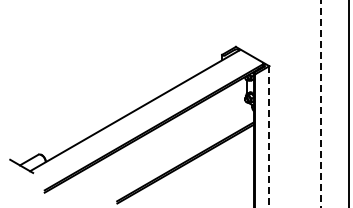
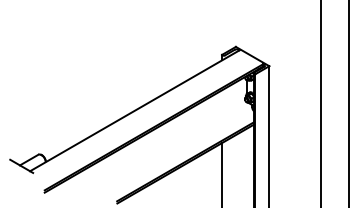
line: dashed -> solid (320, 103)
line: dashed -> solid (269, 137)
line: none -> present (222, 173)
